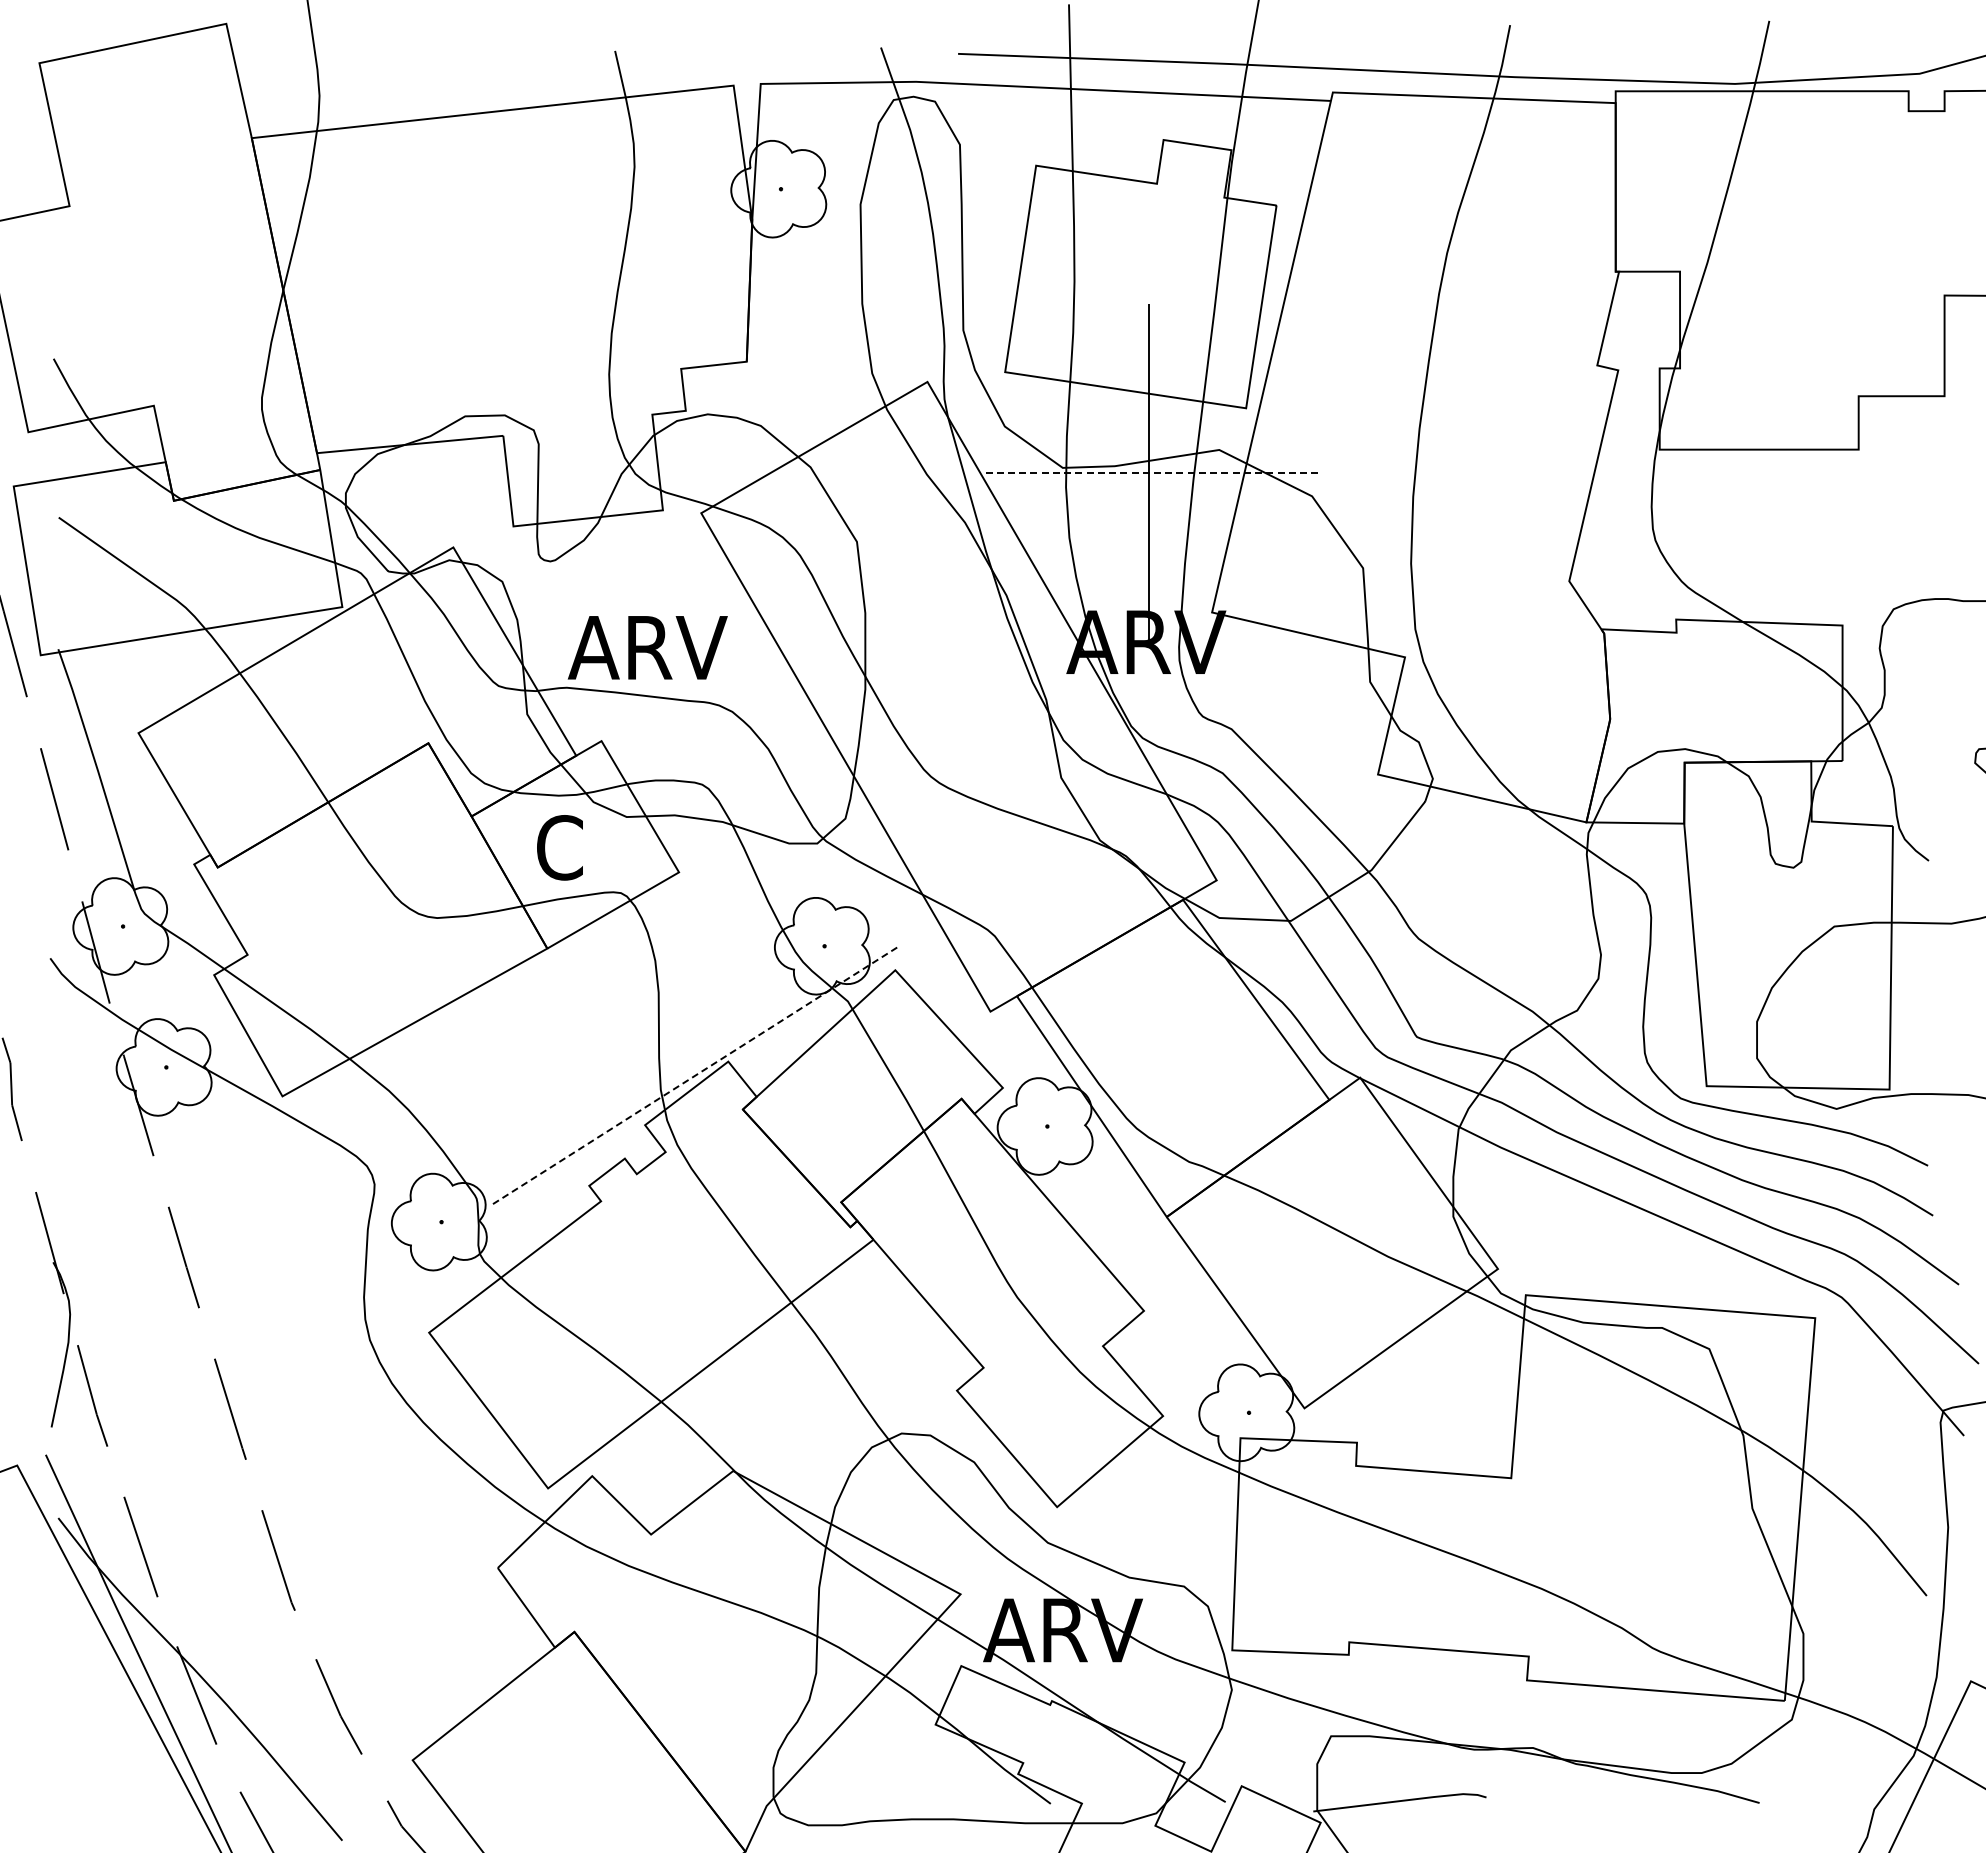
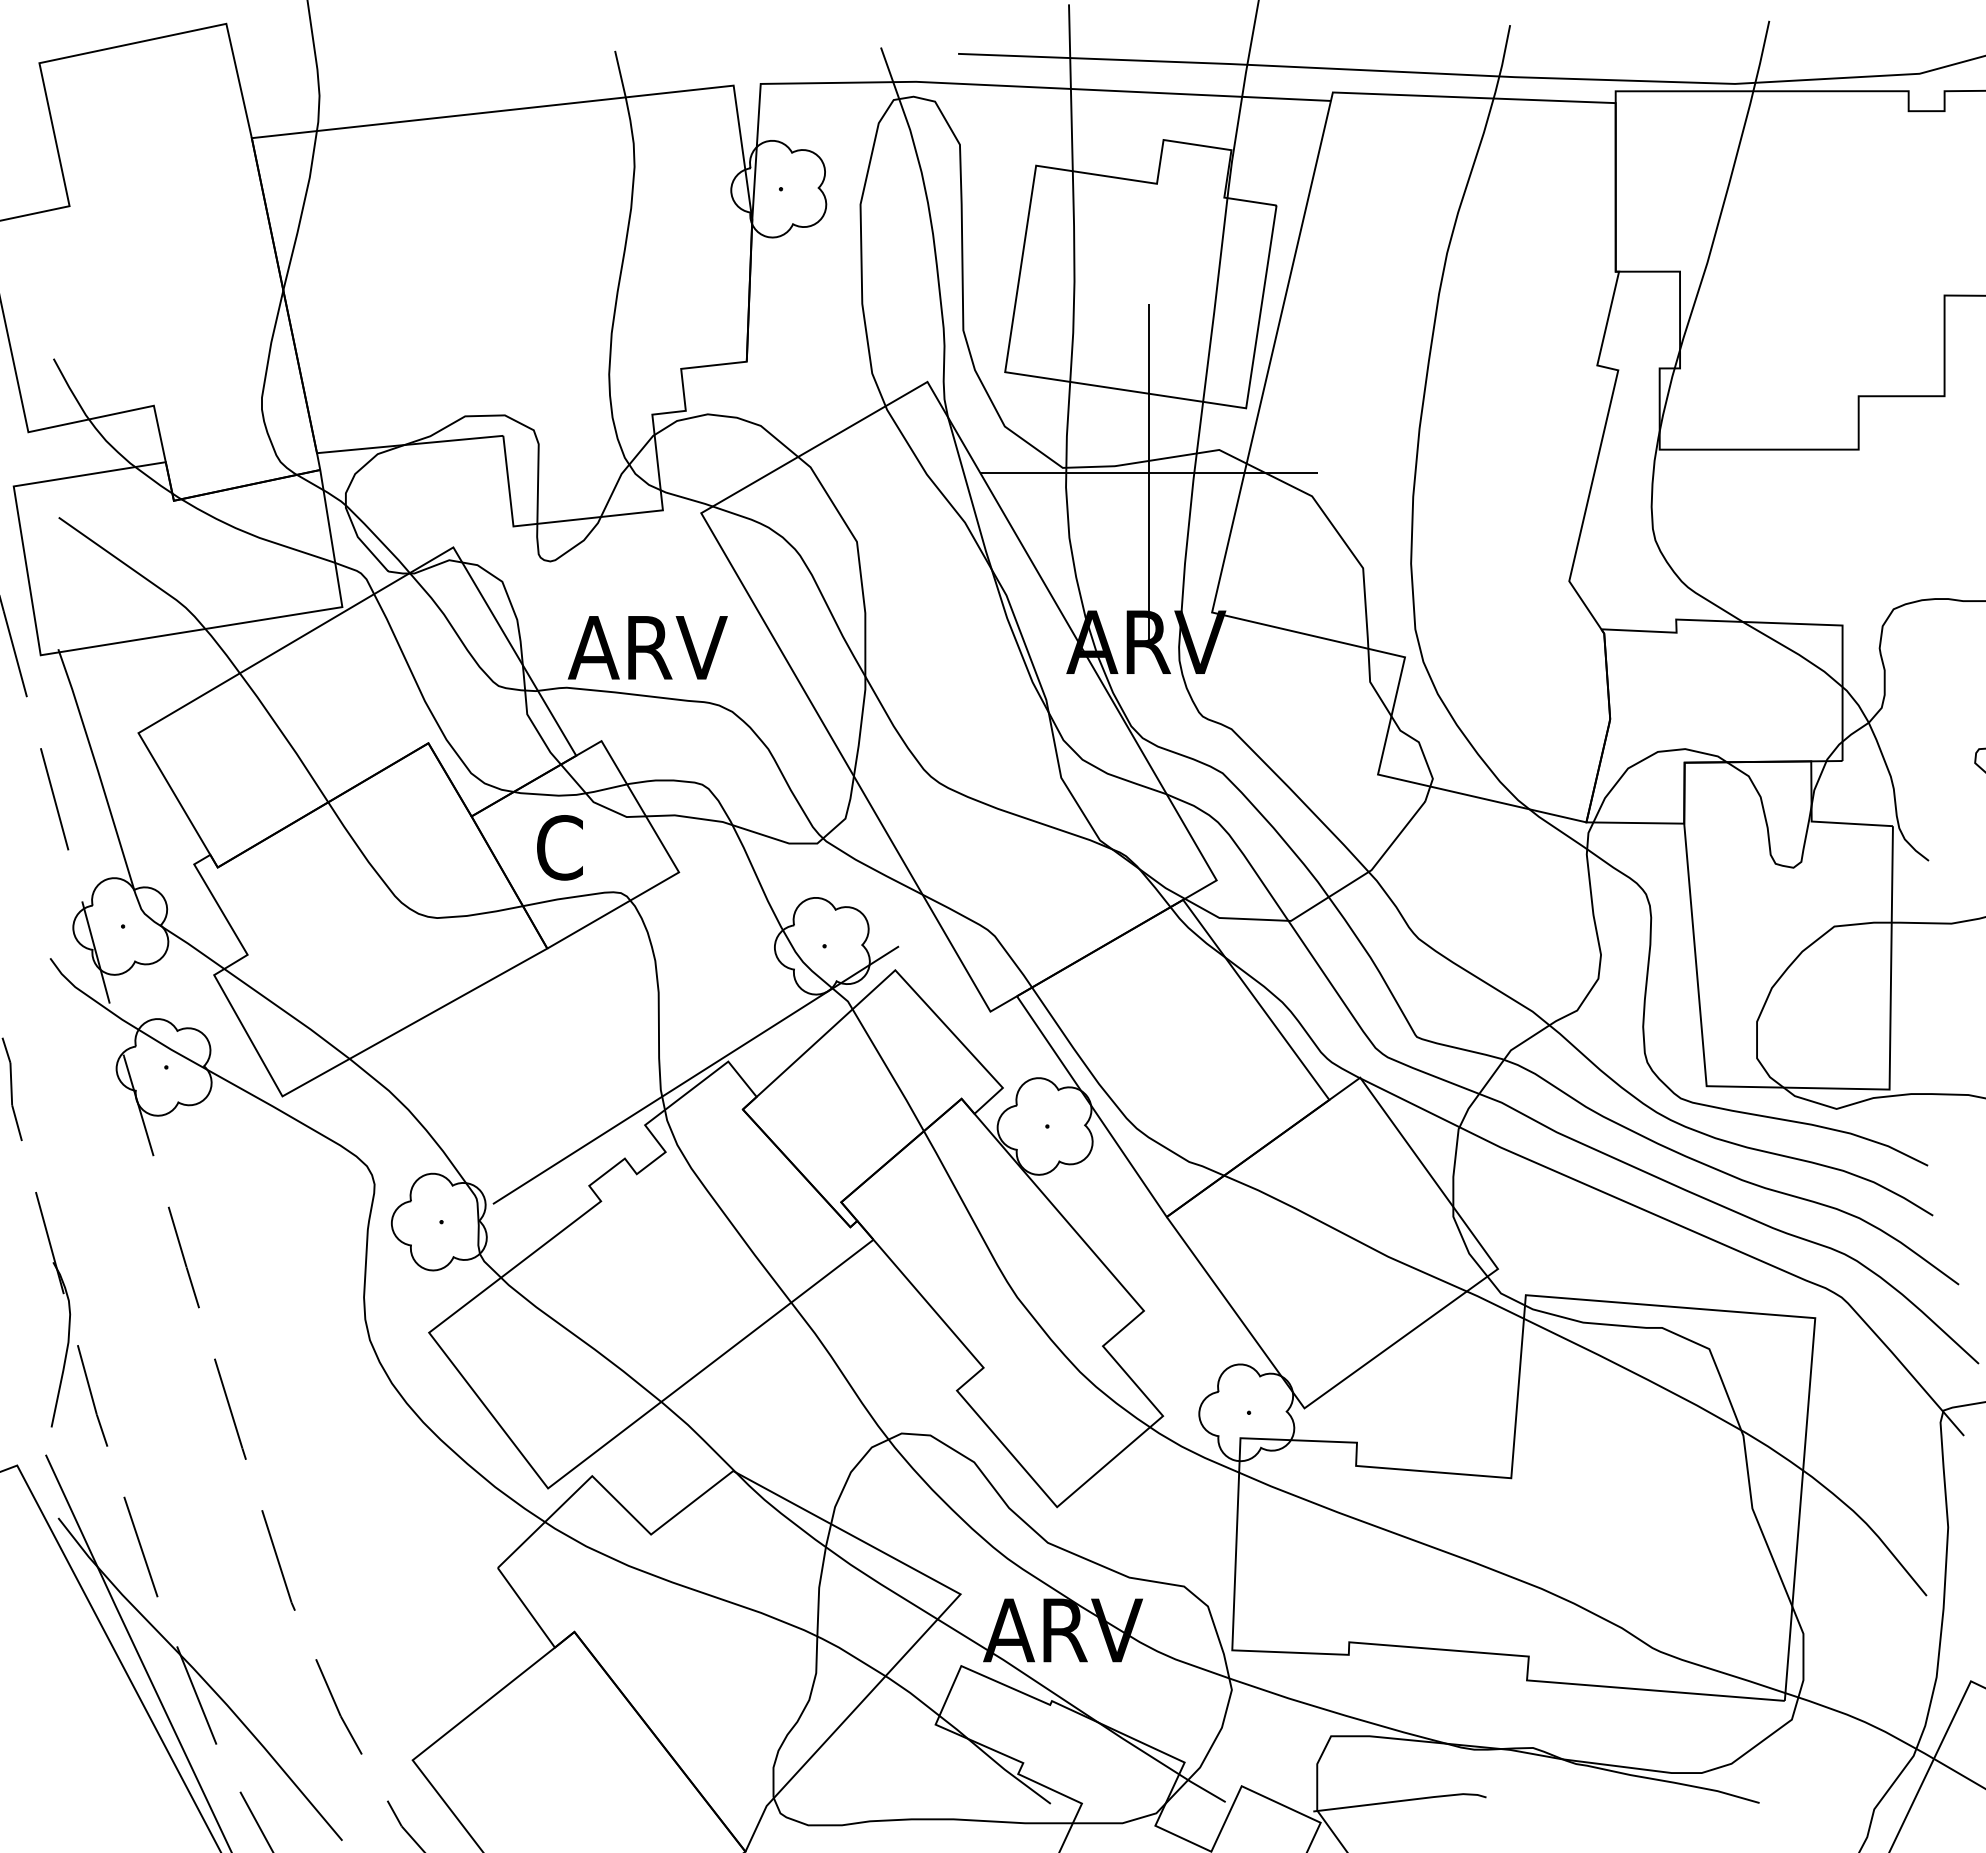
line: dashed -> solid (1148, 473)
line: dashed -> solid (696, 1074)
